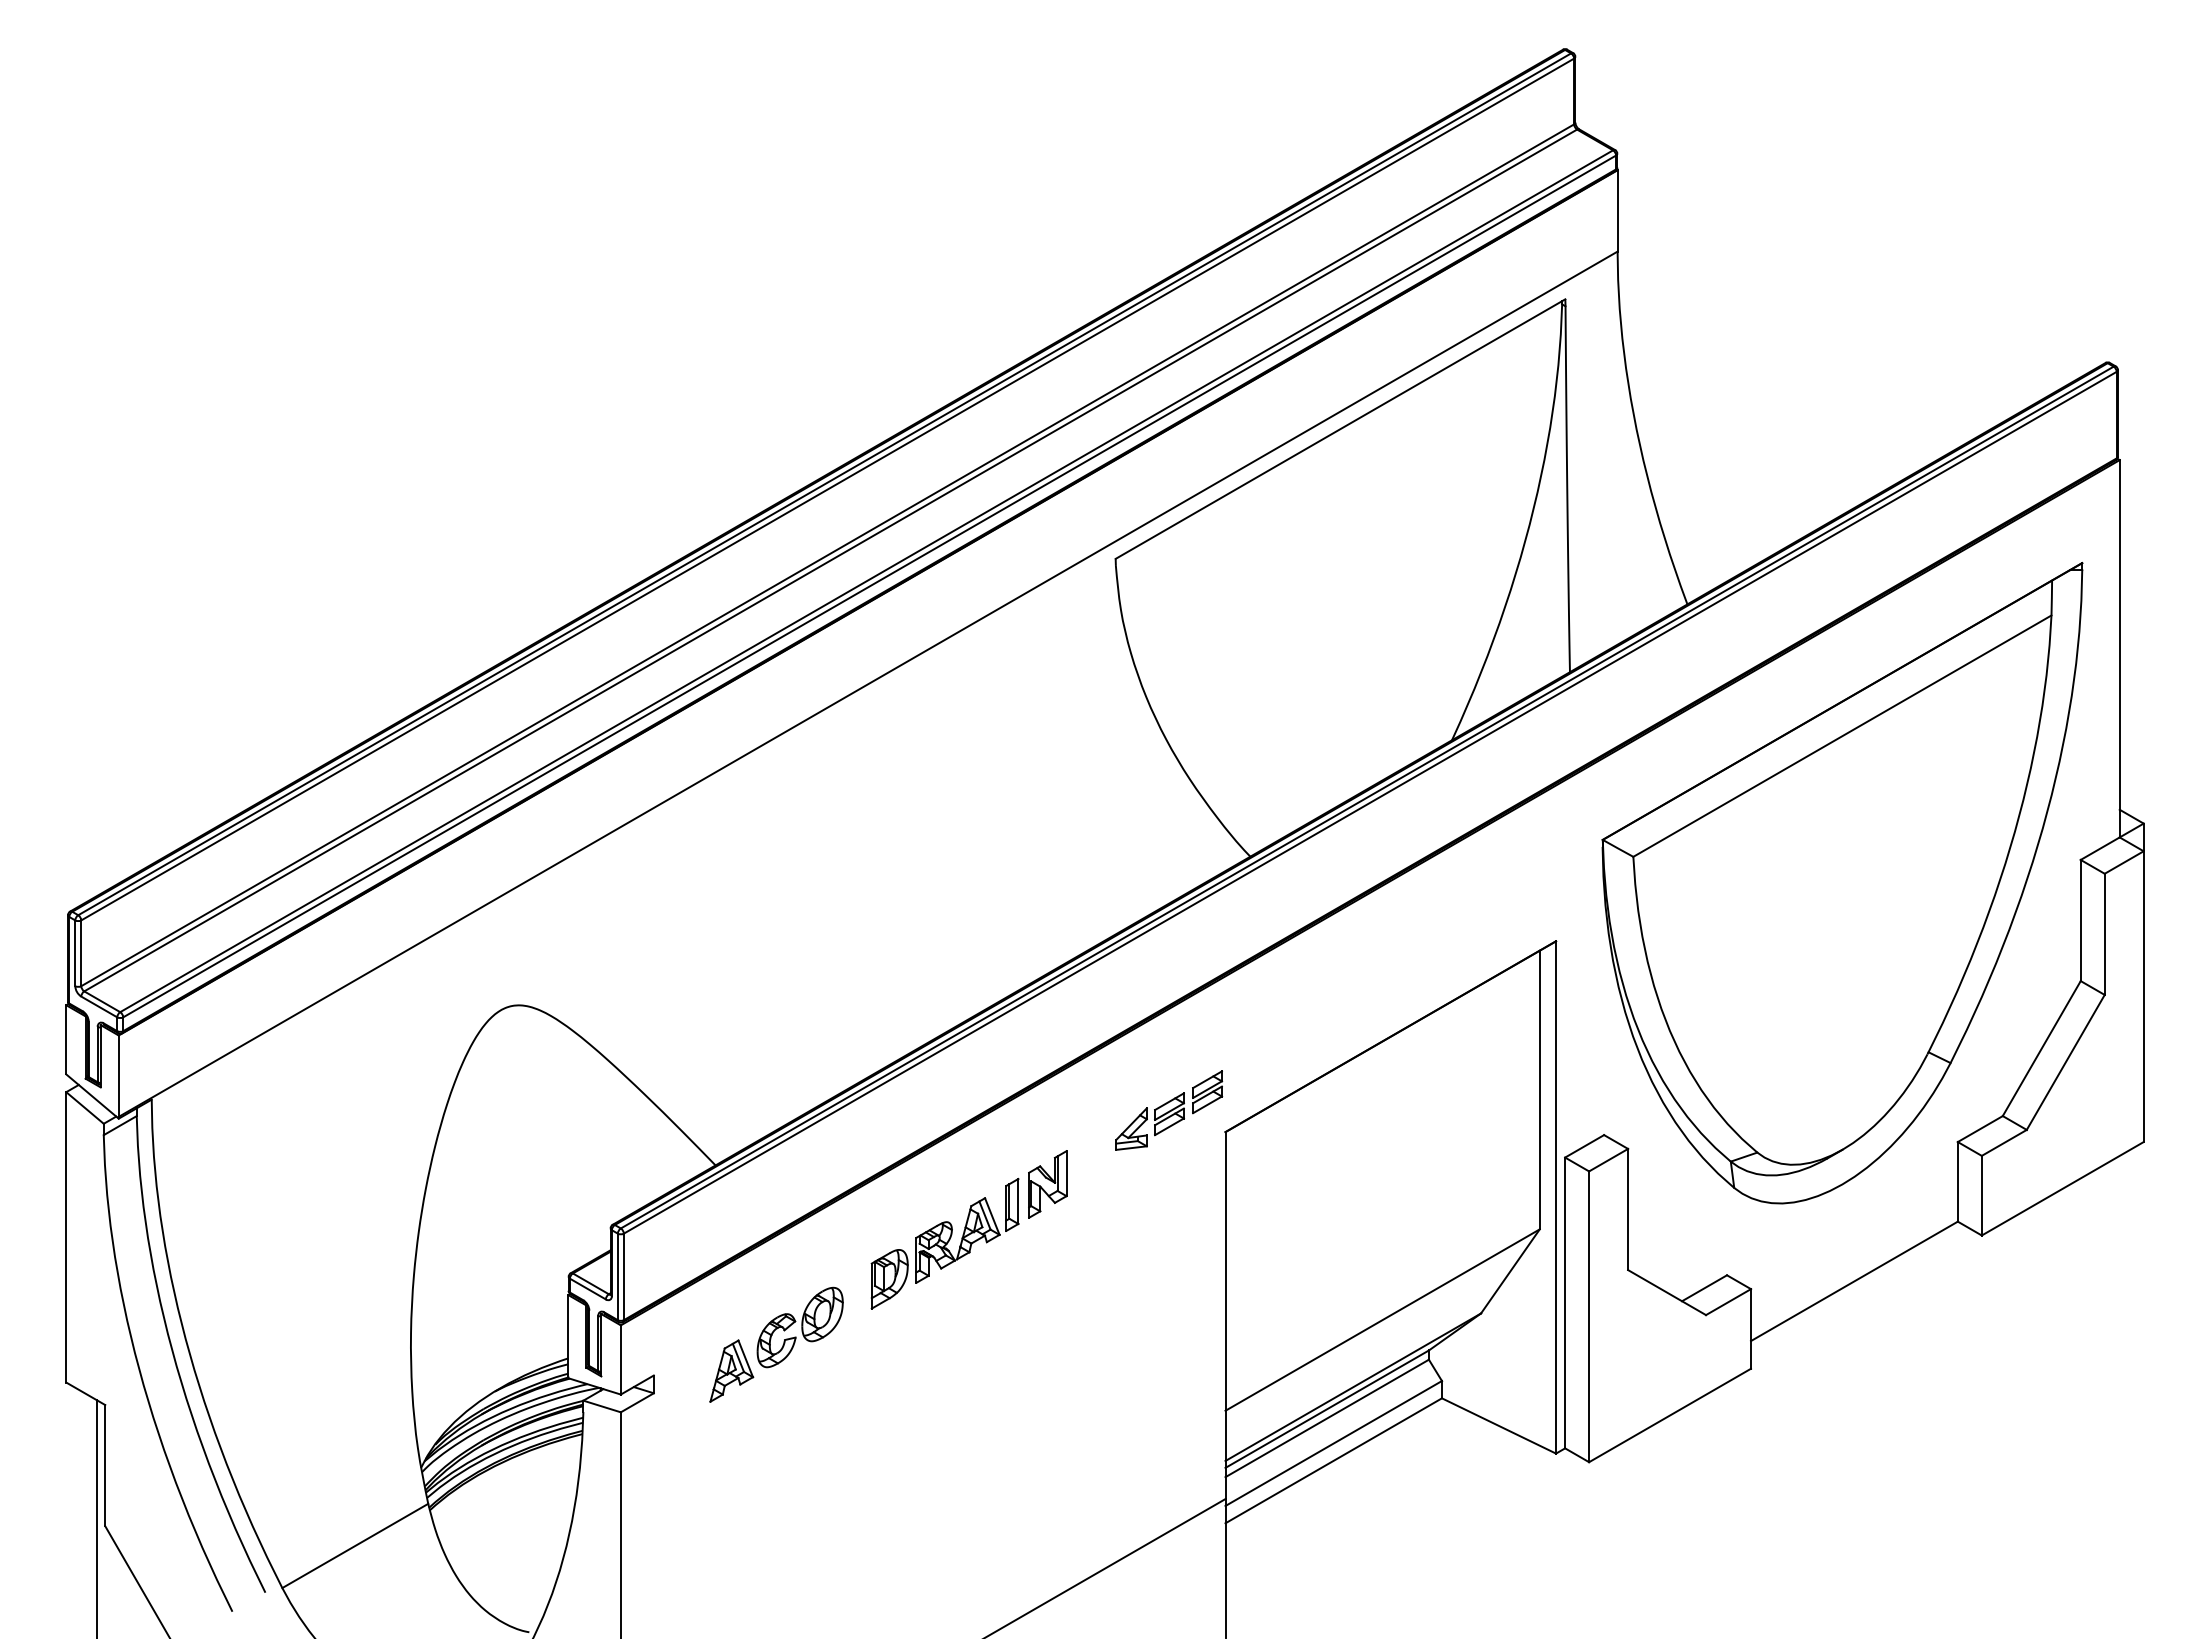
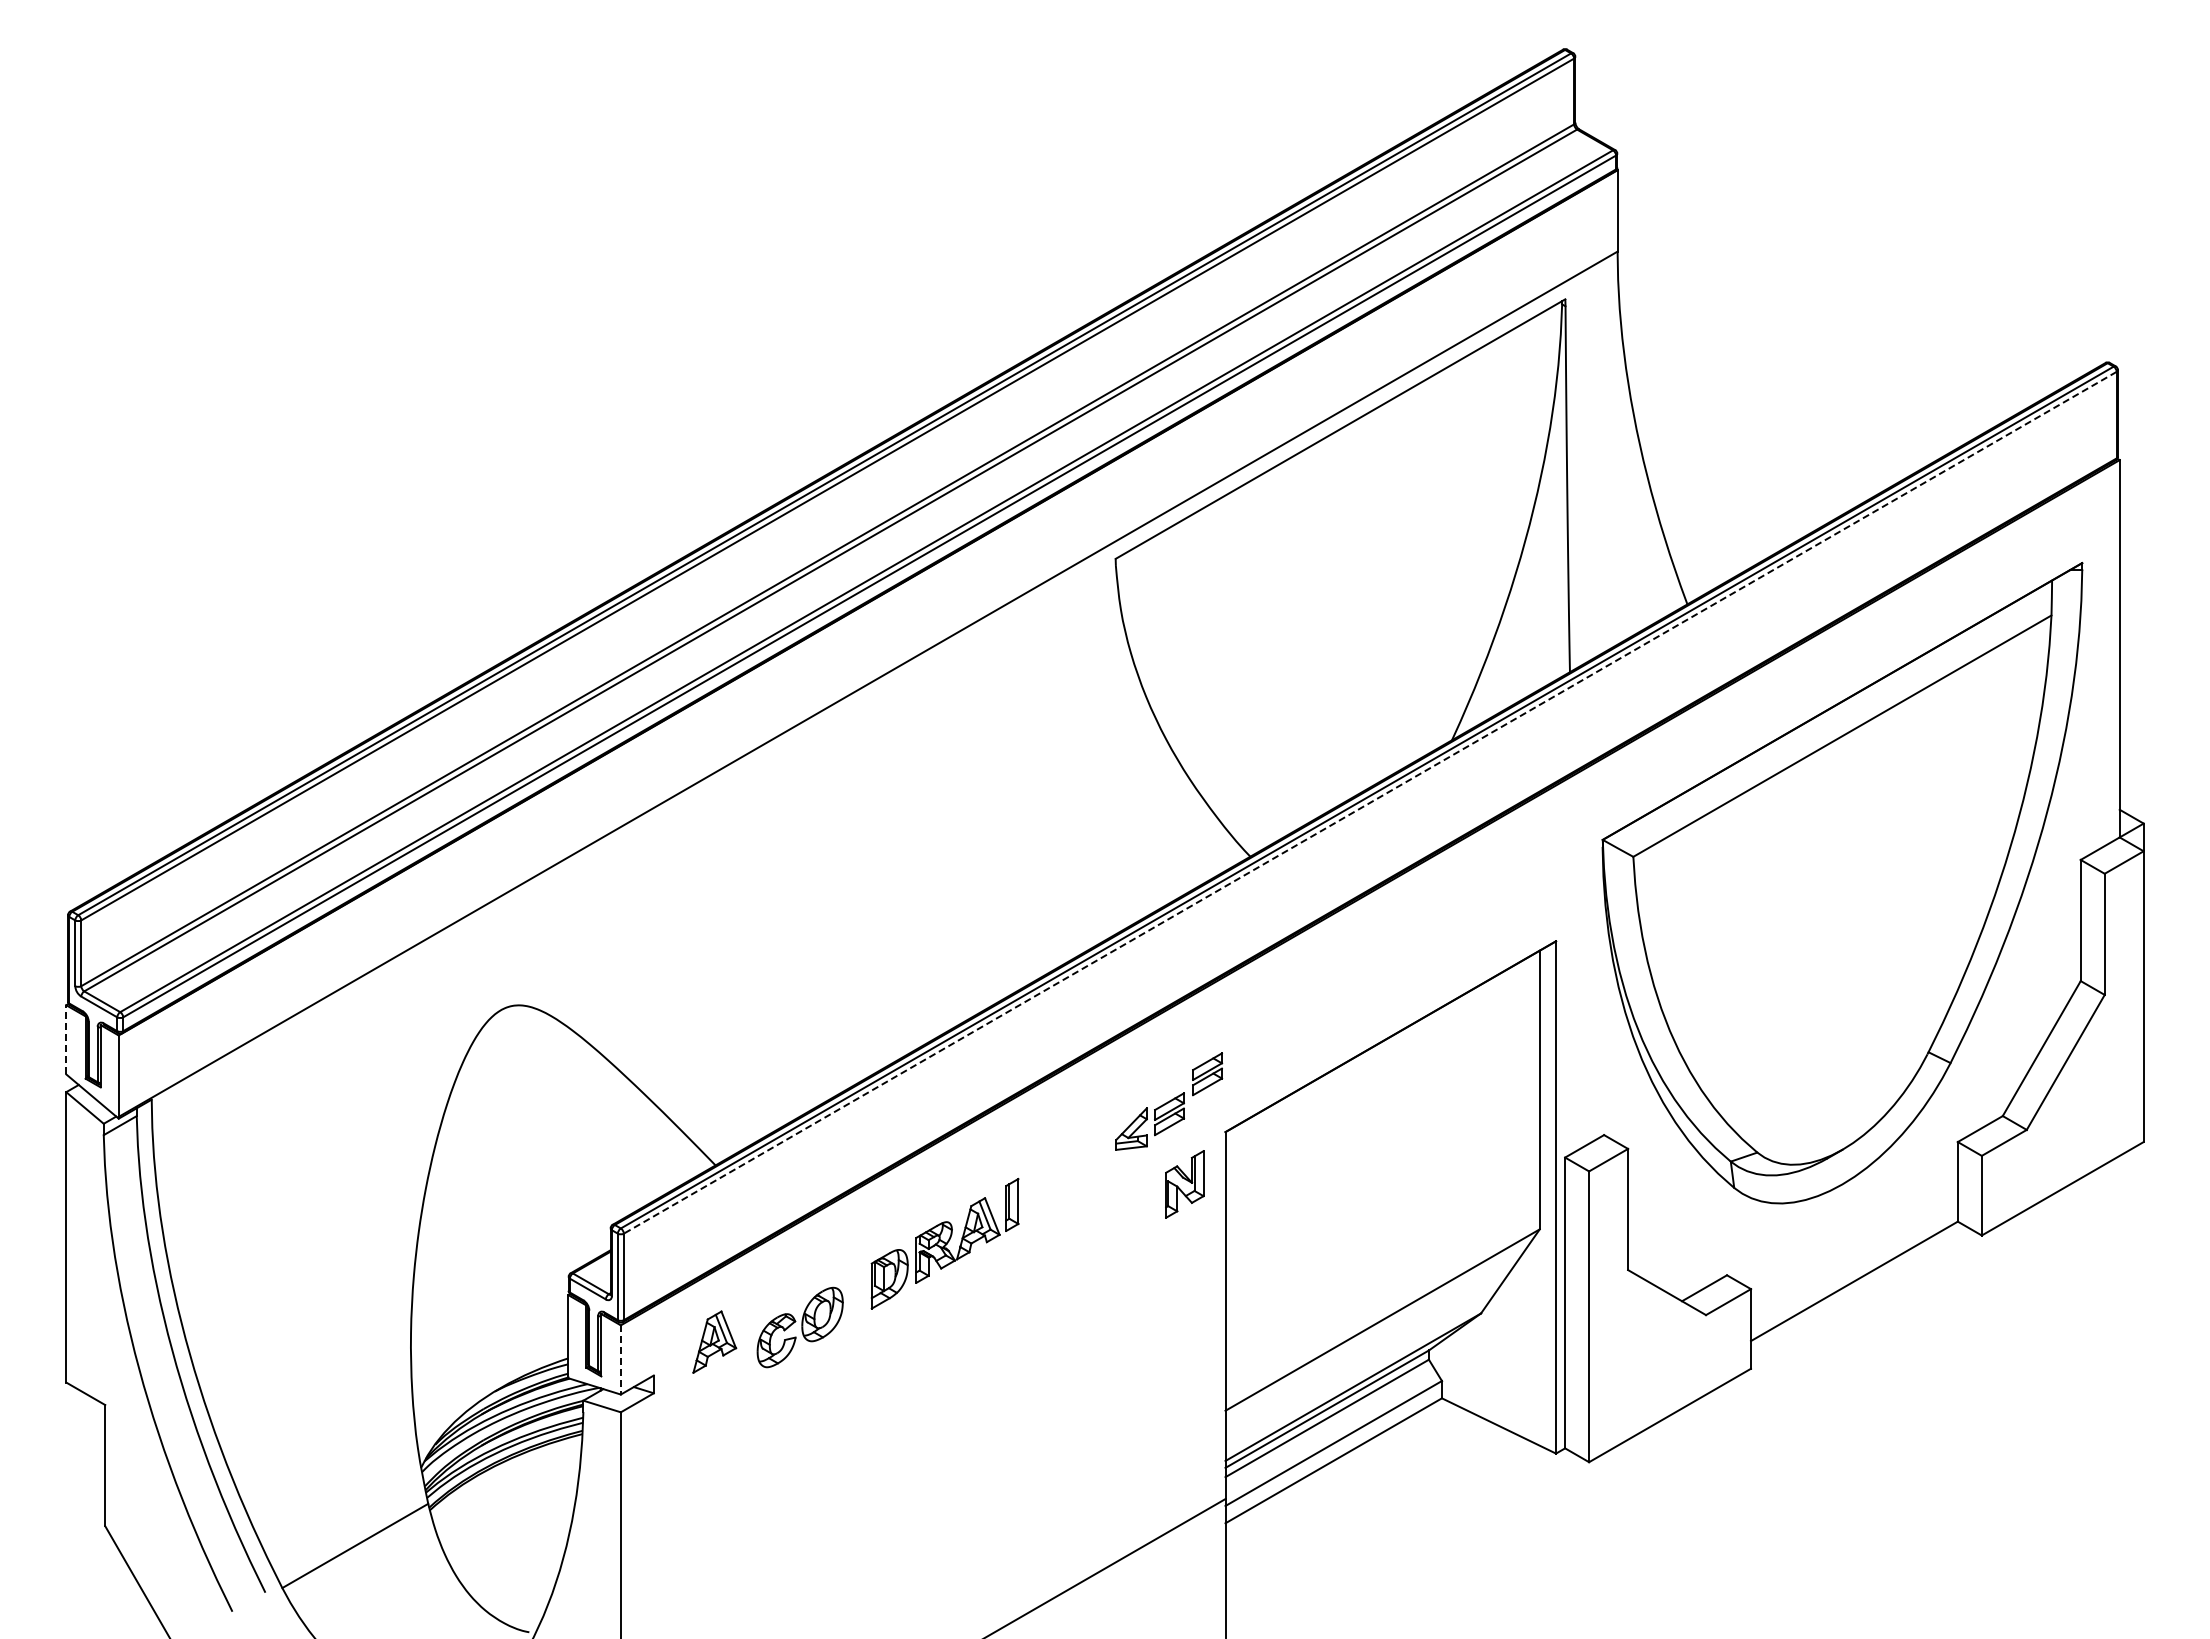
line: solid -> dashed (1370, 802)
line: solid -> dashed (66, 1039)
part position: (1207, 1092) -> (1207, 1074) (1207, 1074)
part position: (1047, 1184) -> (1184, 1184) (1184, 1184)
line: solid -> dashed (620, 1359)
part position: (731, 1370) -> (714, 1341) (714, 1341)
line: present -> none (96, 1517)
